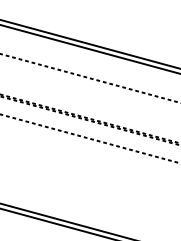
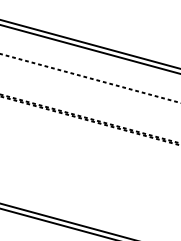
line: present -> none (89, 138)
